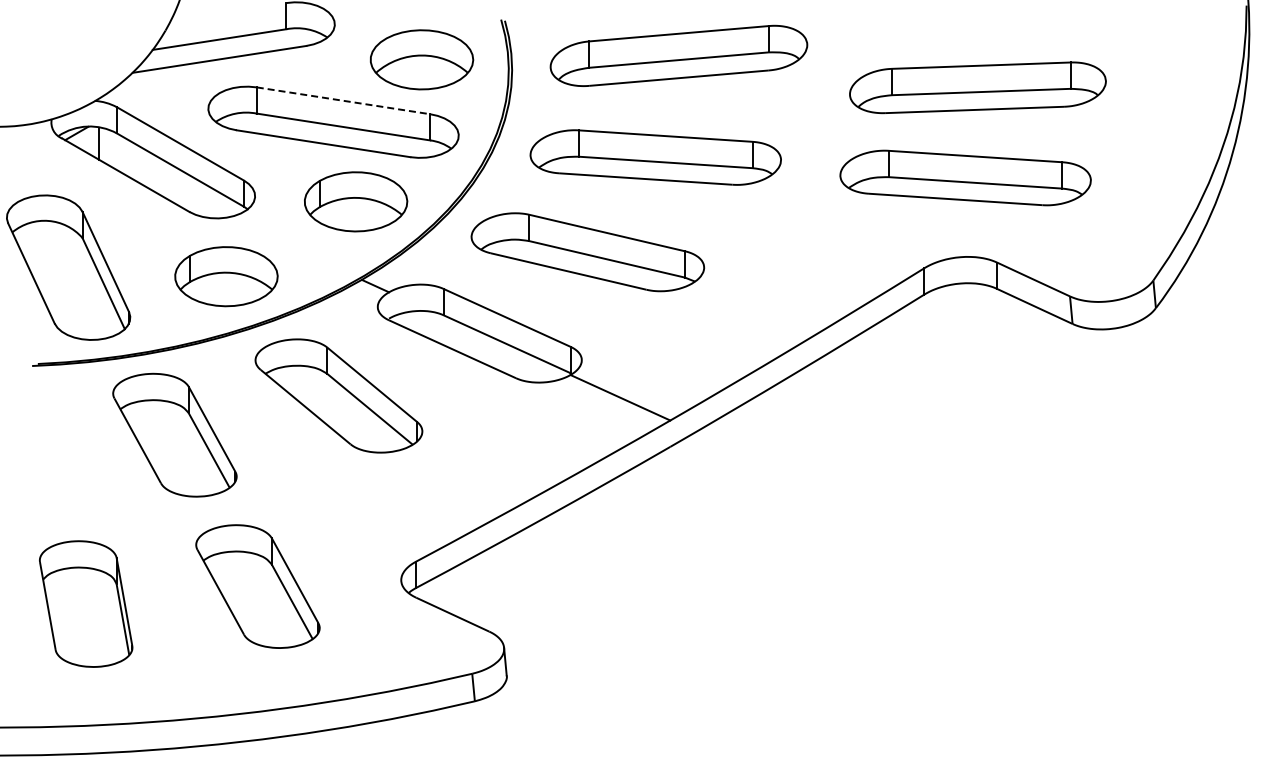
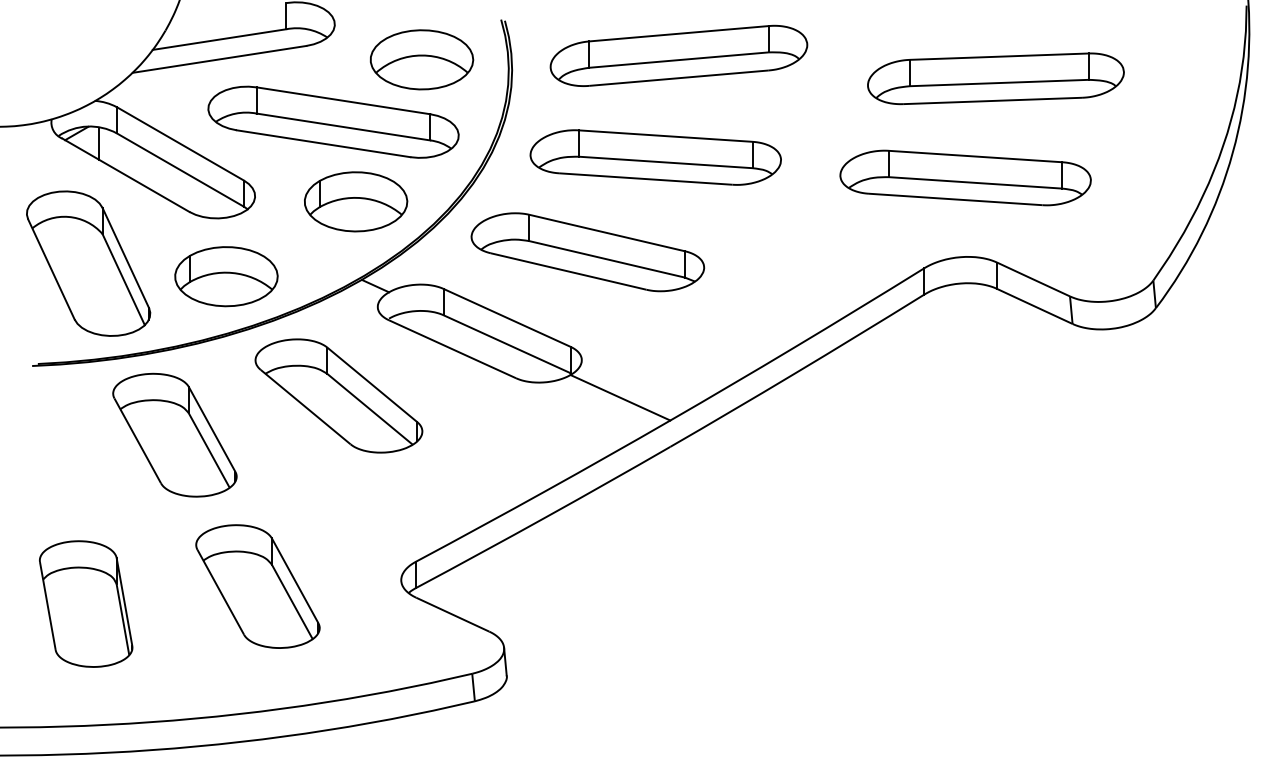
part position: (977, 87) -> (995, 78) (995, 78)
line: dashed -> solid (343, 100)
part position: (68, 267) -> (88, 263) (88, 263)
